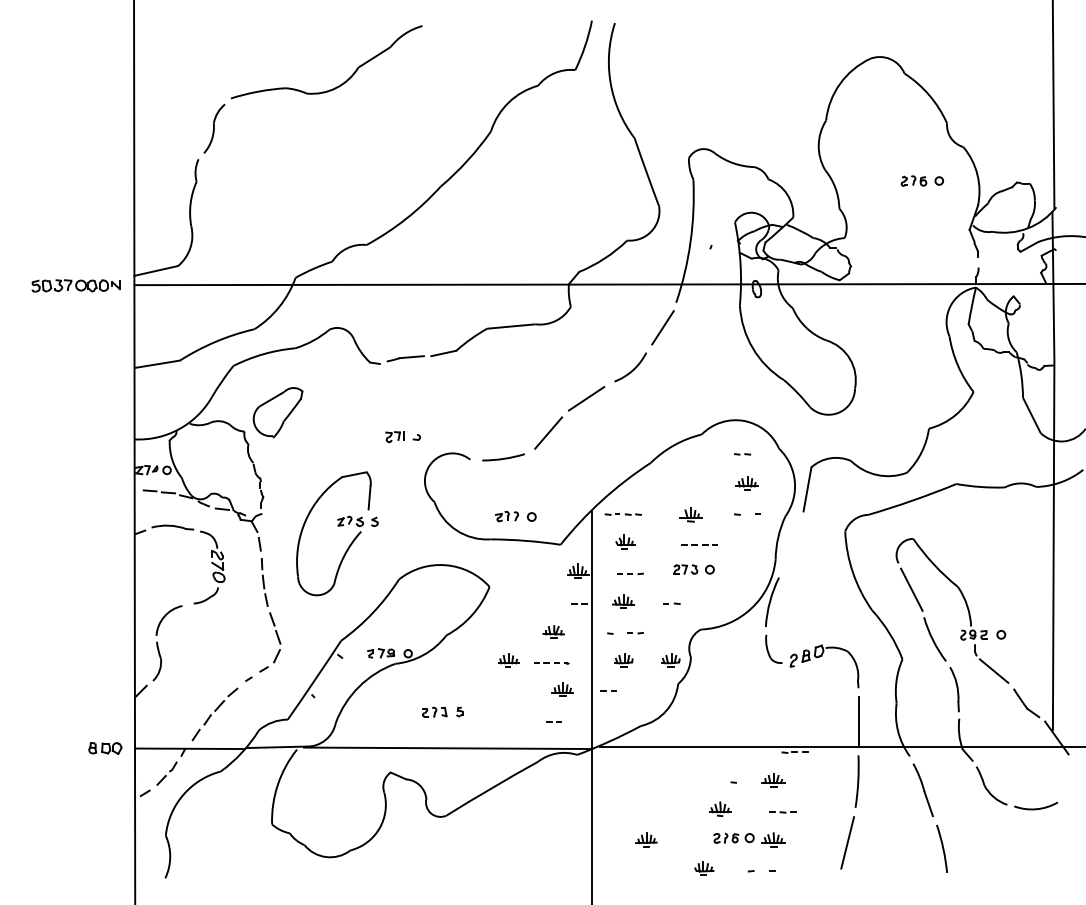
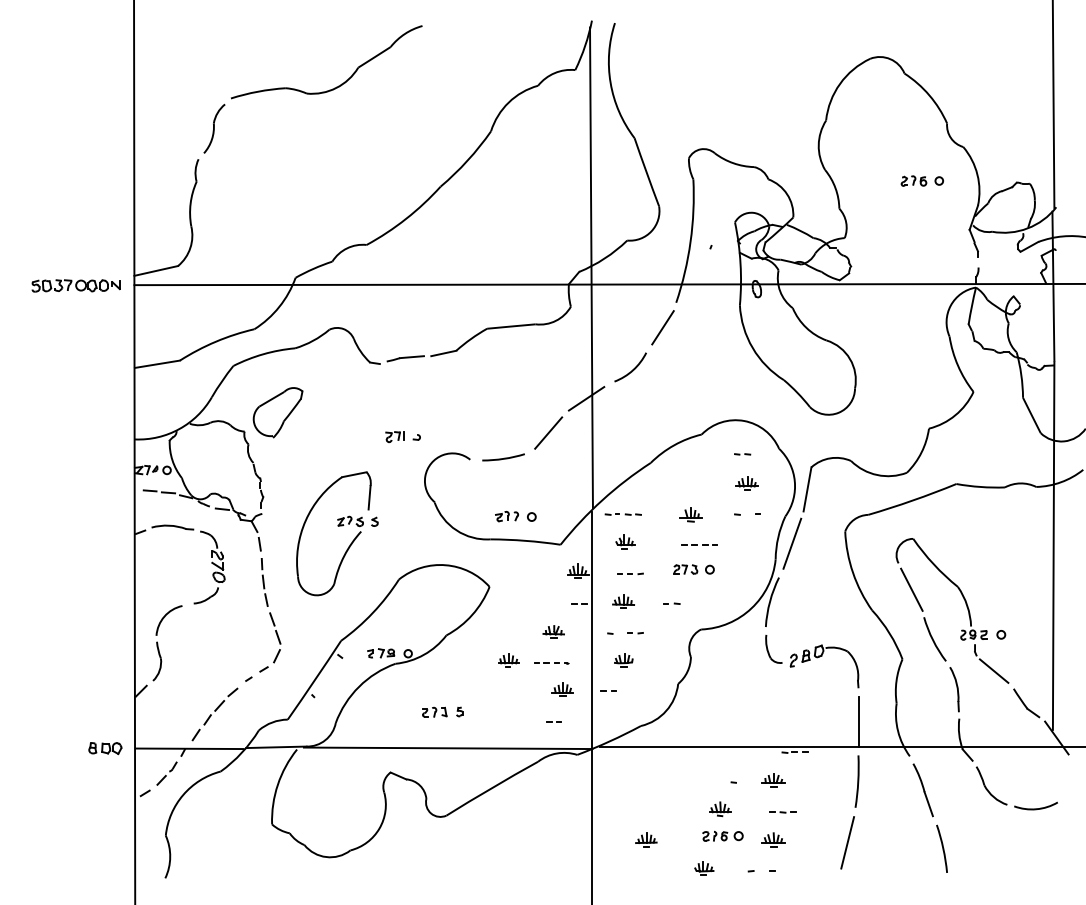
line: none -> present (591, 267)
line: none -> present (792, 543)
part: present -> none (670, 660)
part position: (733, 837) -> (722, 835) (722, 835)
